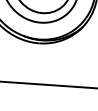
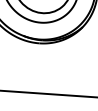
line position: (48, 84) -> (48, 93) (48, 93)
